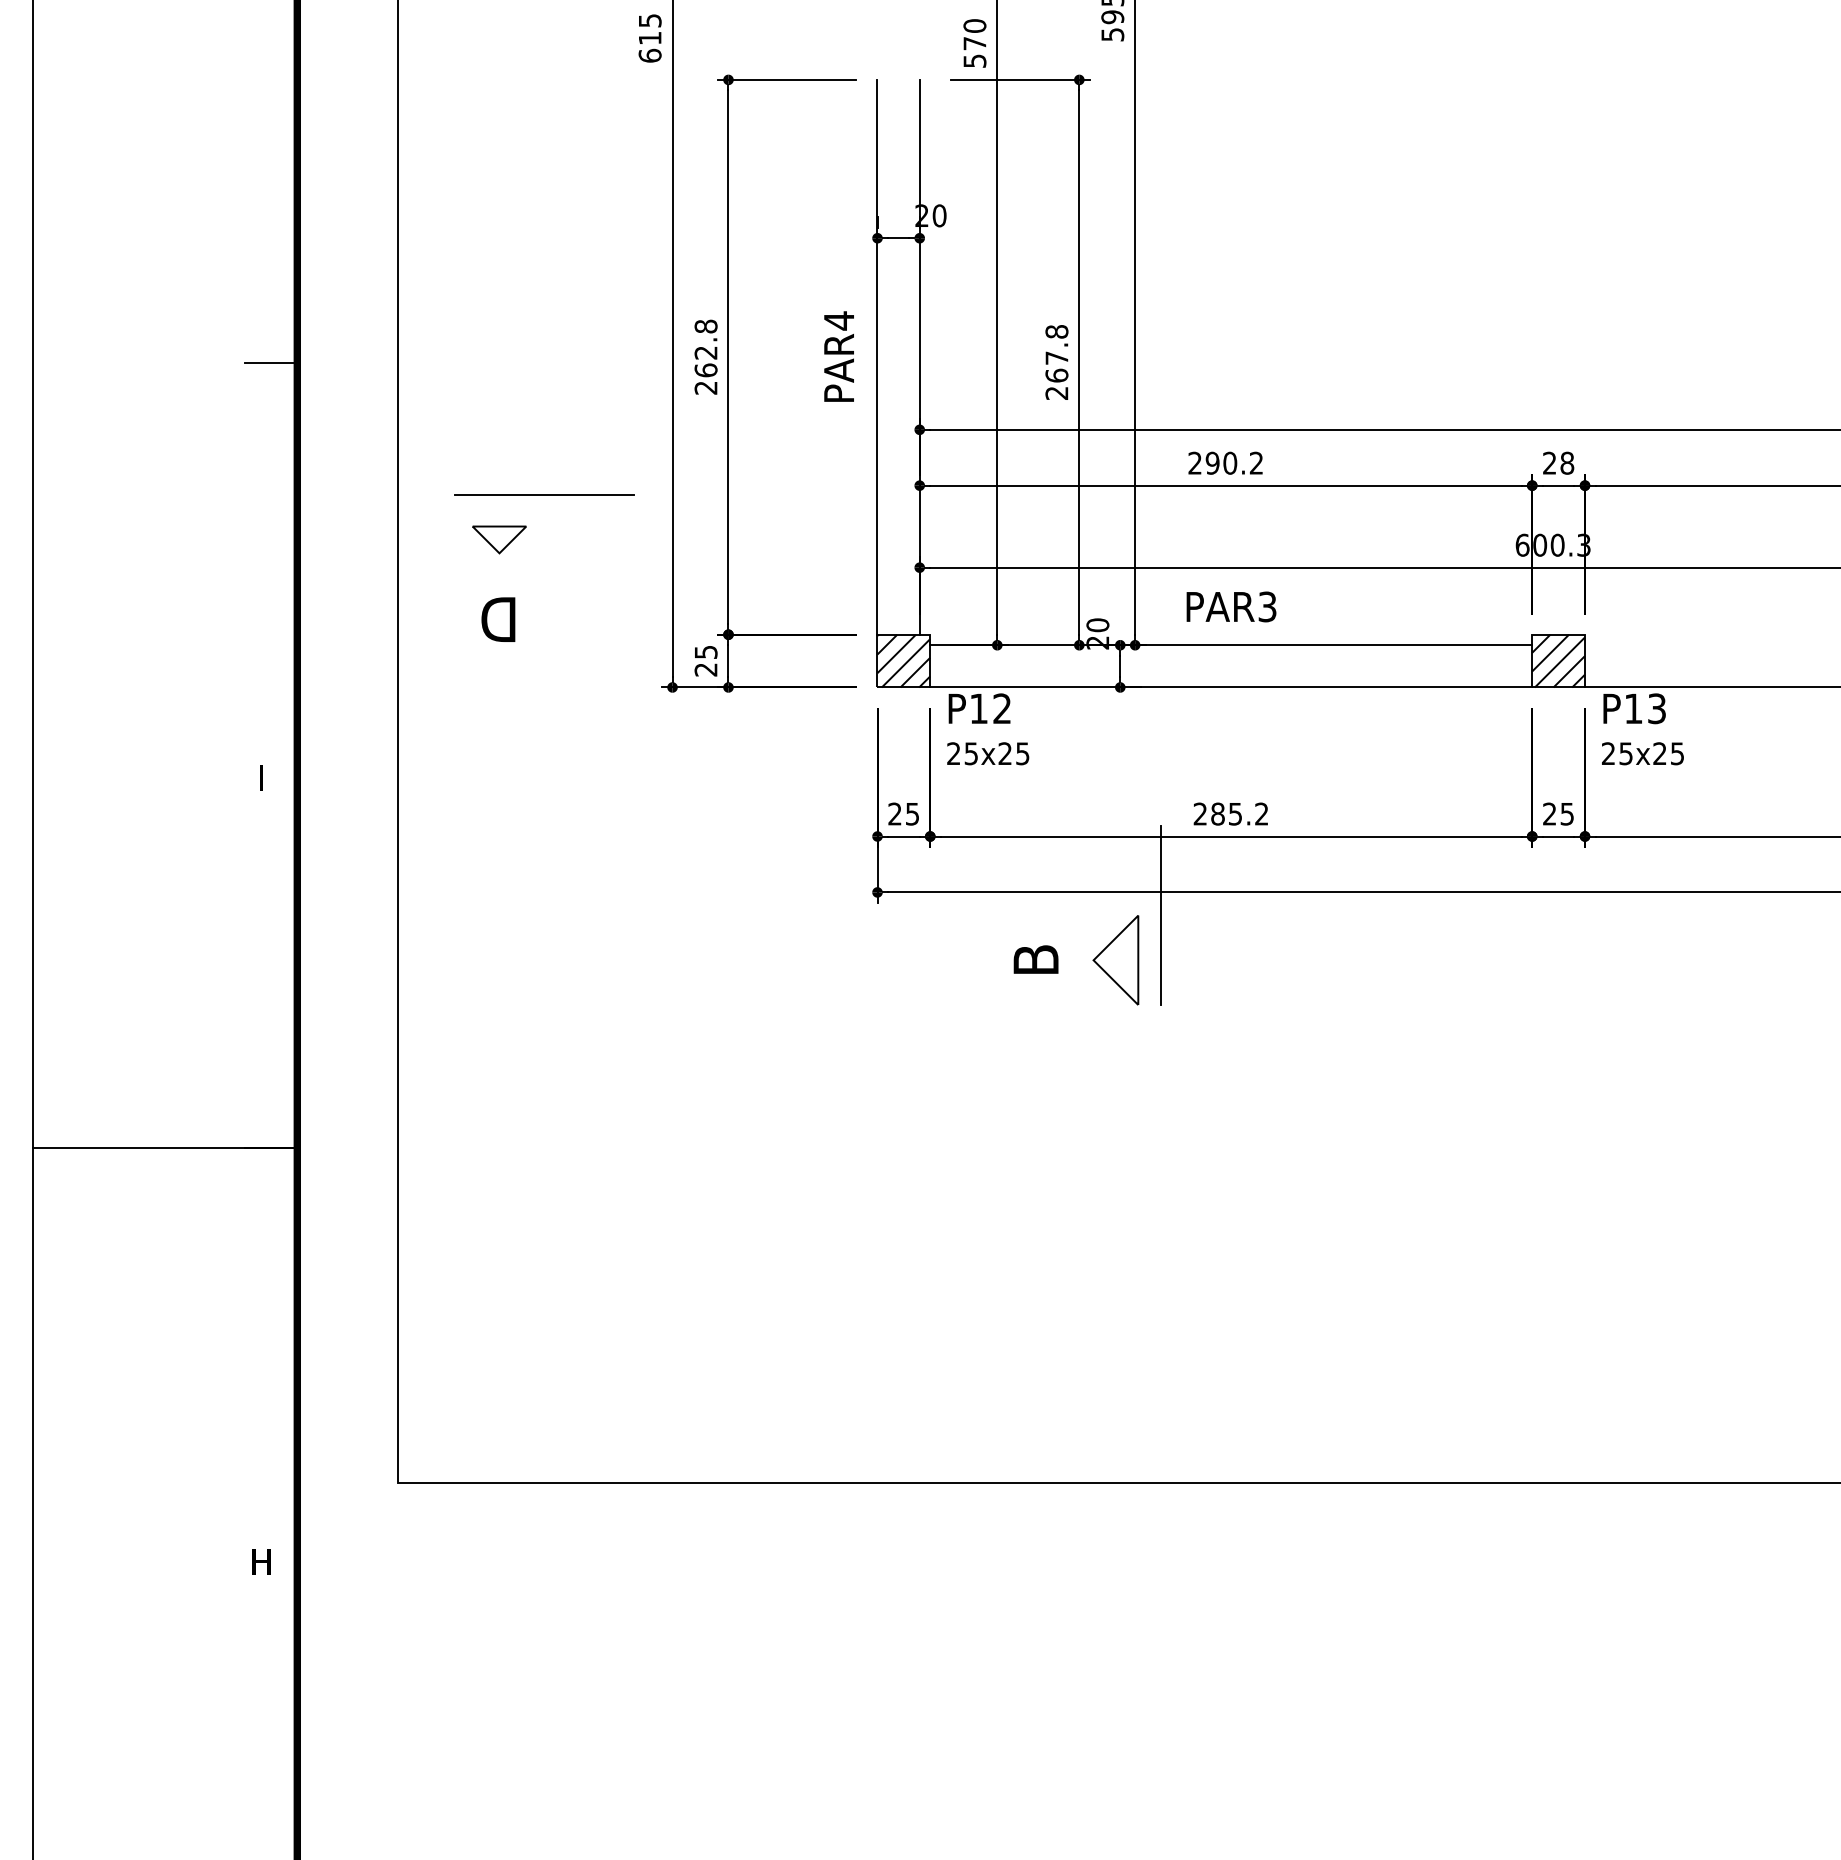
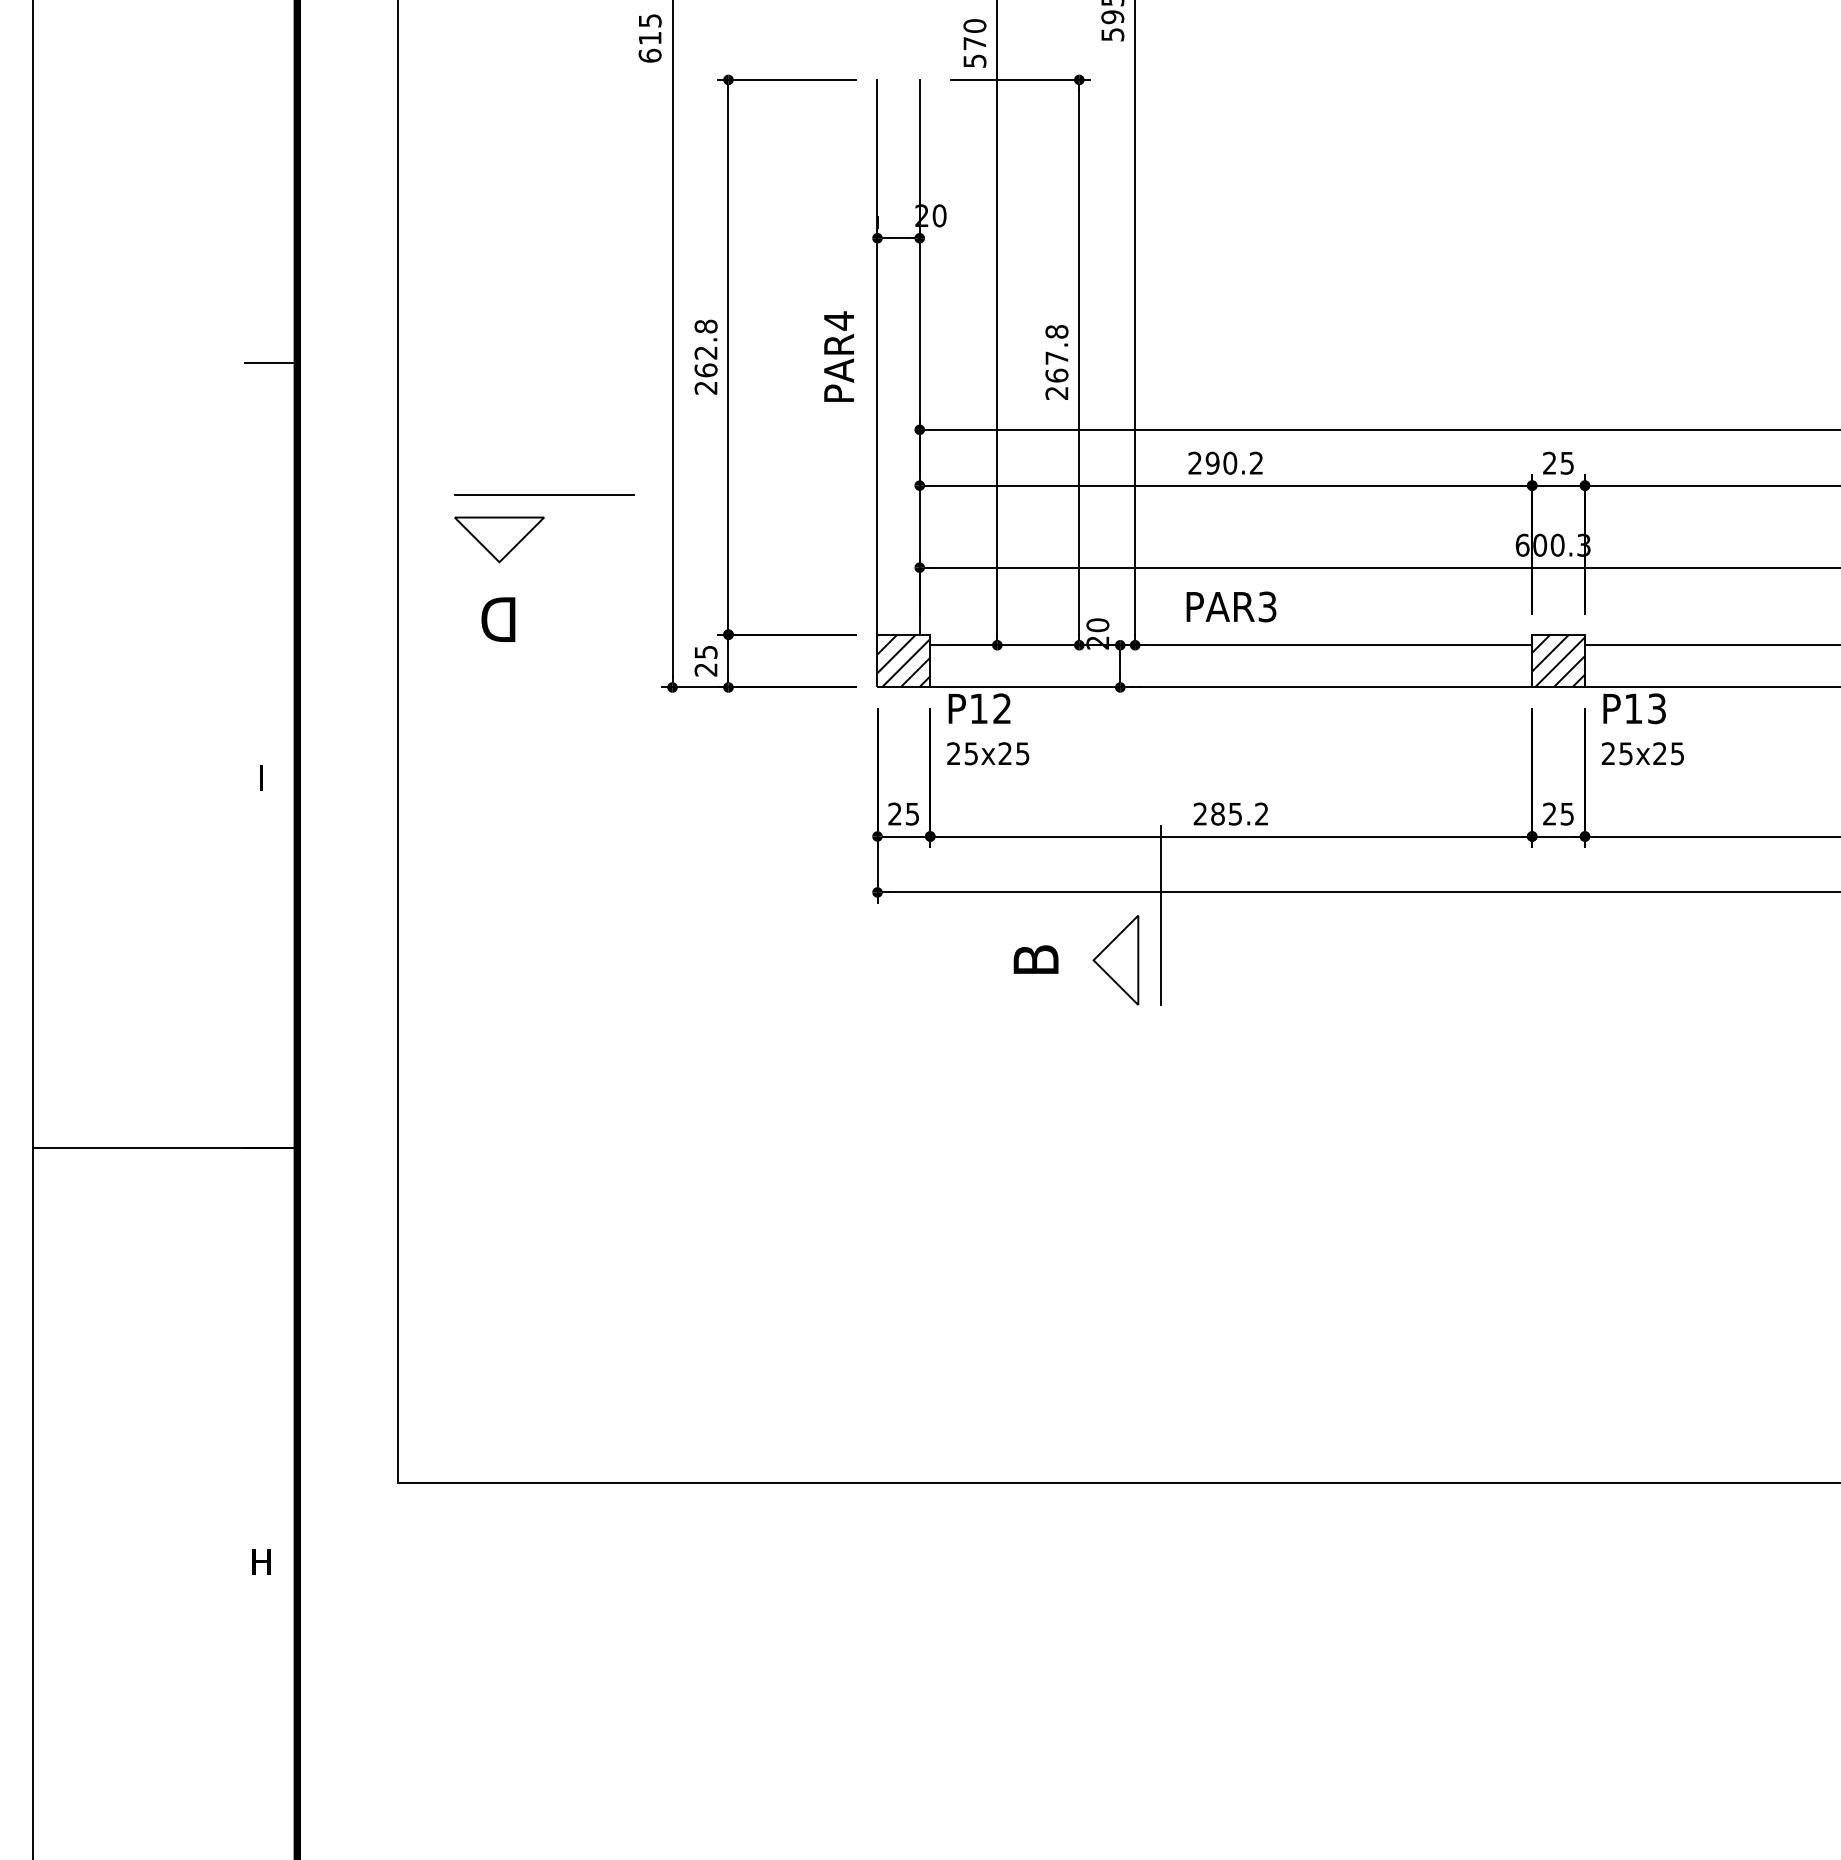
text: 28 -> 25 (1567, 462)
part size: 55x30 px -> 91x48 px (499, 539)
line: none -> present (1710, 645)
